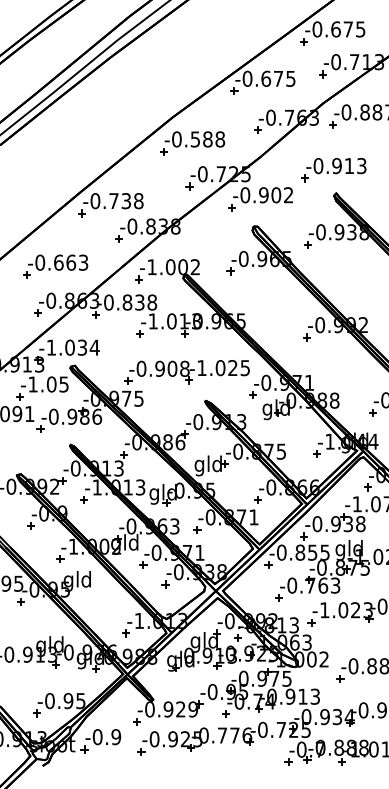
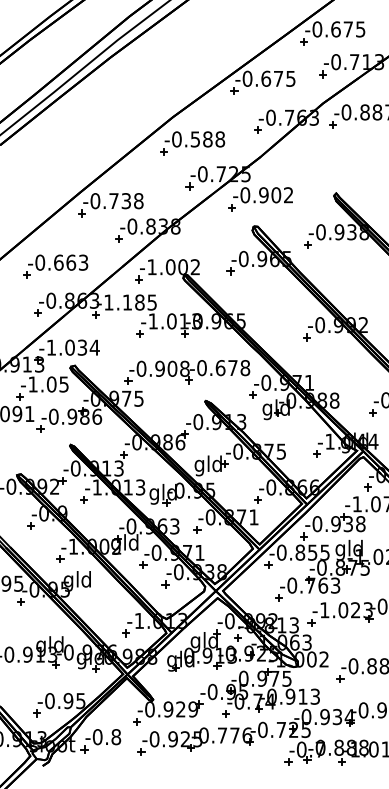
part: present -> none (333, 170)
text: -0.838 -> -1.185 (130, 302)
text: -1.025 -> -0.678 (223, 368)
text: -0.9 -> -0.8 (116, 737)
